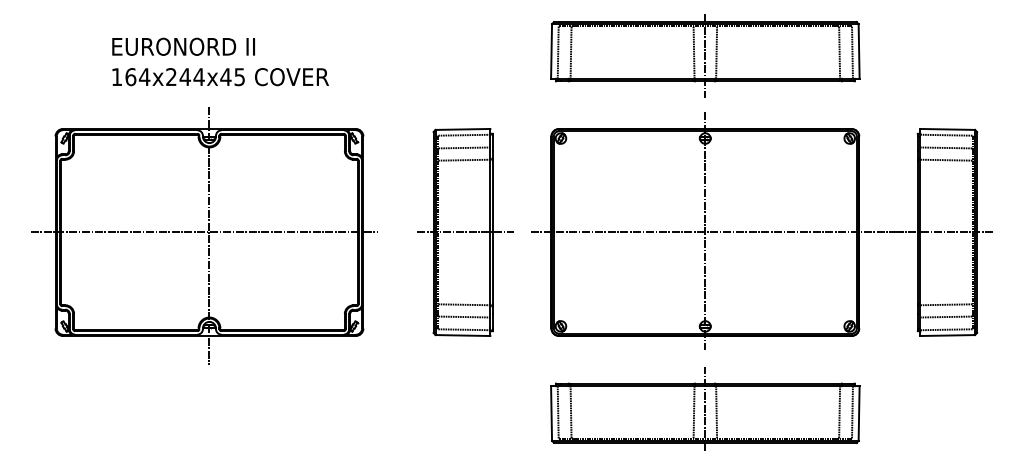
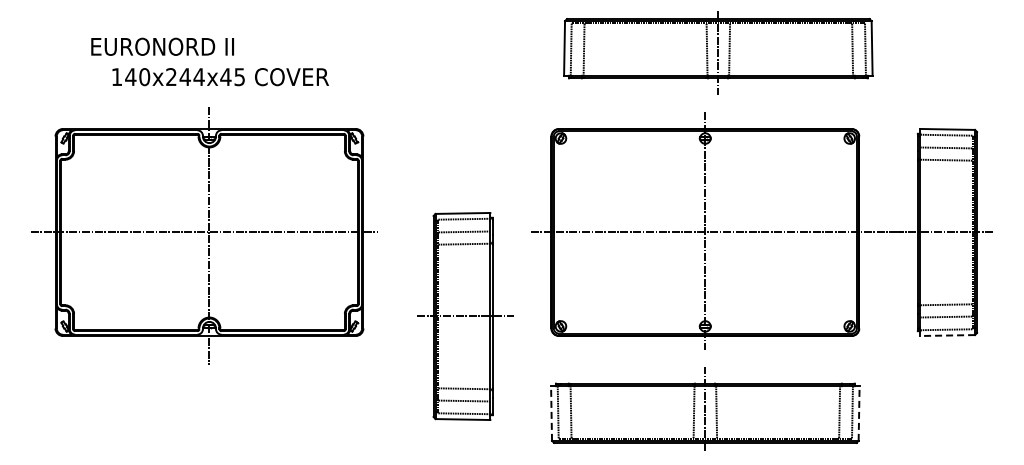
text position: (183, 46) -> (162, 46) (162, 46)
part position: (705, 55) -> (718, 52) (718, 52)
text: 164x244x45 -> 140x244x45 (137, 77)
part position: (465, 232) -> (465, 316) (465, 316)
line: solid -> dashed (947, 335)
line: solid -> dashed (551, 413)
line: solid -> dashed (859, 413)
